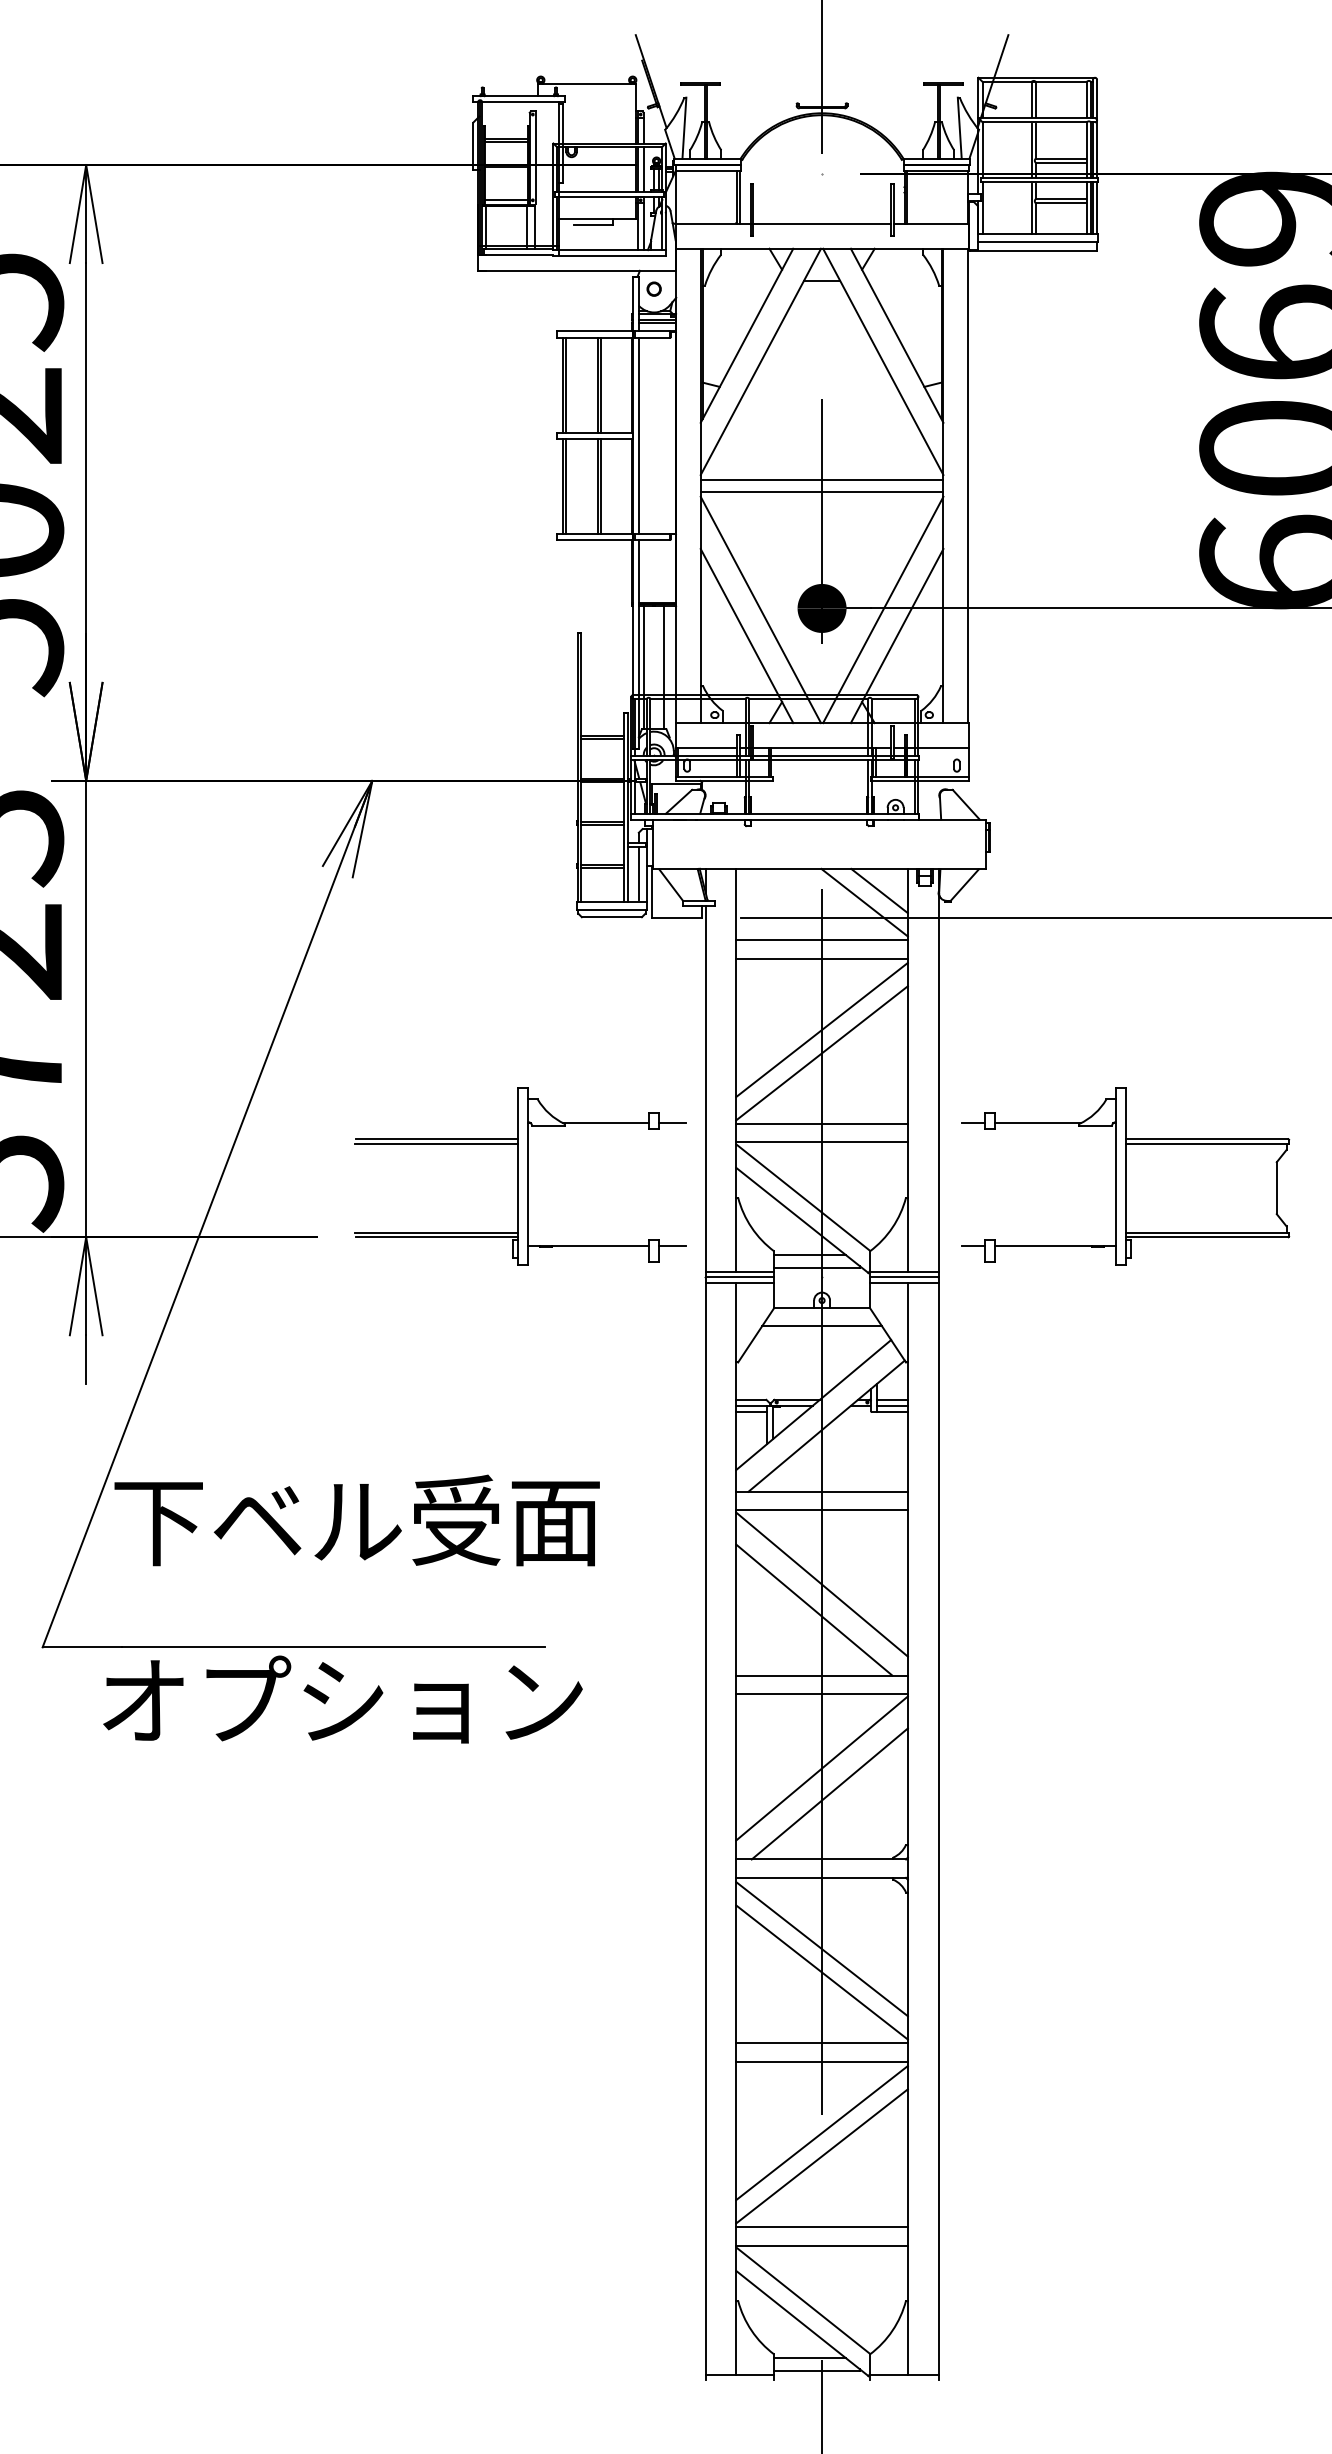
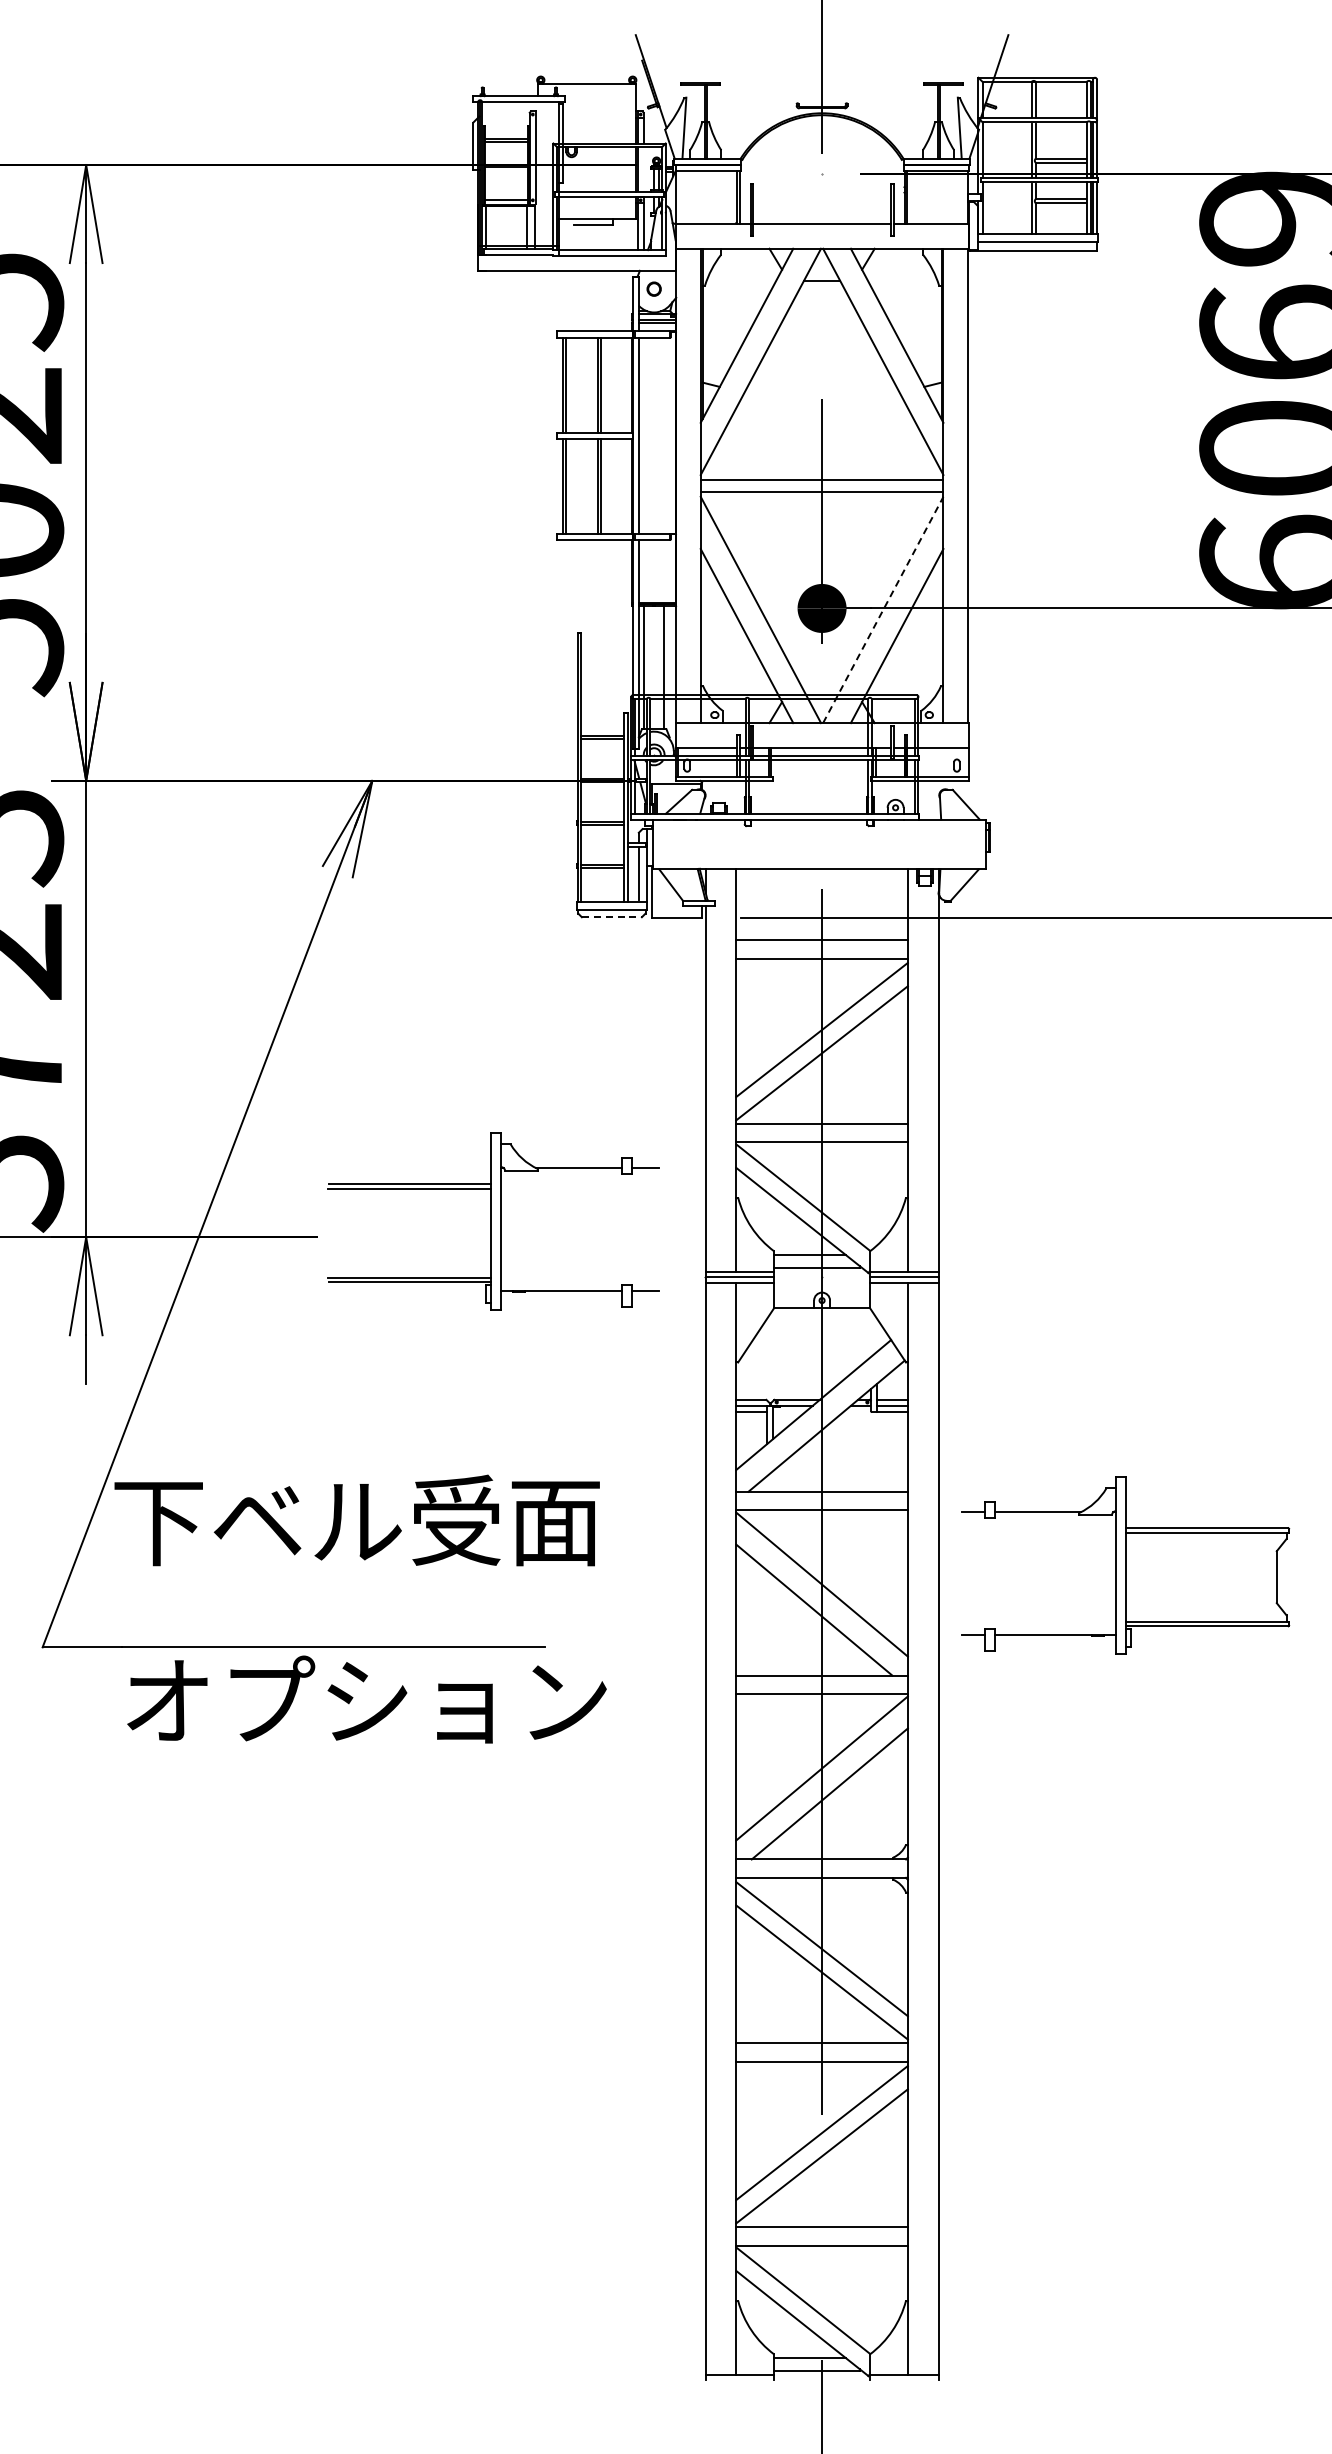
line: present -> none (643, 169)
line: solid -> dashed (883, 609)
line: present -> none (879, 890)
line: present -> none (864, 902)
line: solid -> dashed (612, 917)
part position: (520, 1176) -> (493, 1221) (493, 1221)
part position: (1125, 1176) -> (1125, 1565) (1125, 1565)
line: present -> none (822, 1326)
text position: (342, 1699) -> (366, 1699) (366, 1699)
